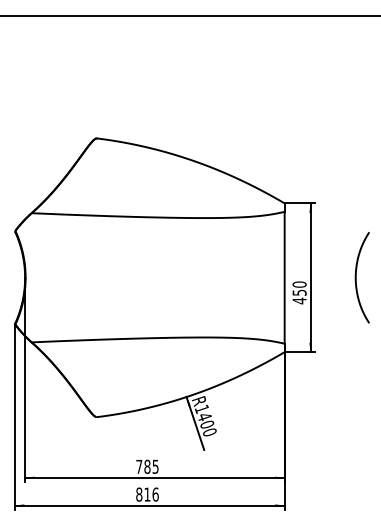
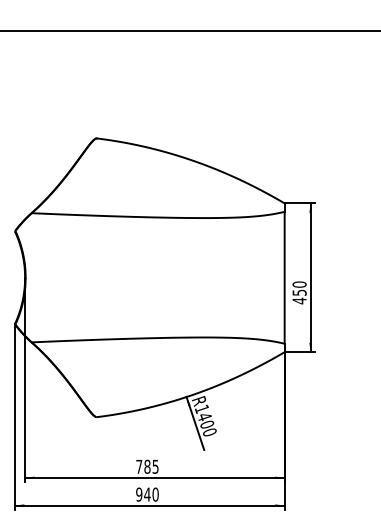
line position: (189, 15) -> (189, 30) (189, 30)
curve: present -> none (356, 277)
text: 816 -> 940 (147, 494)
